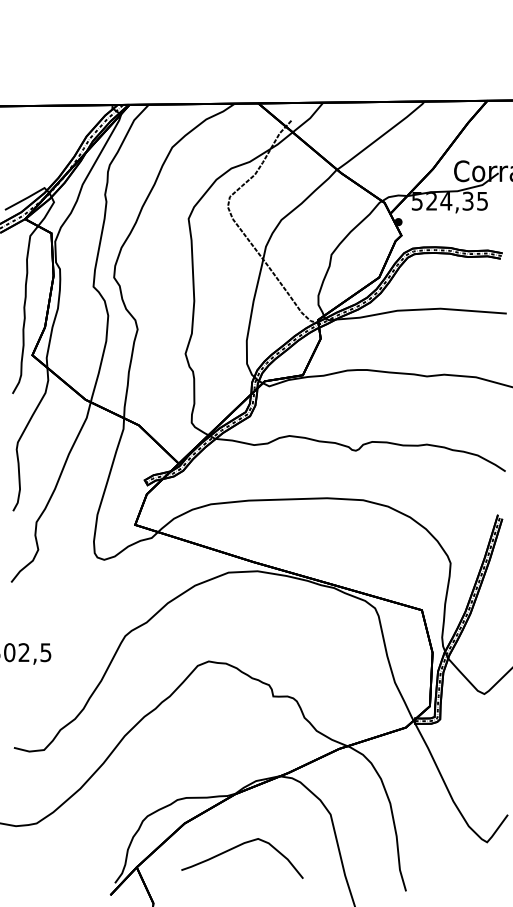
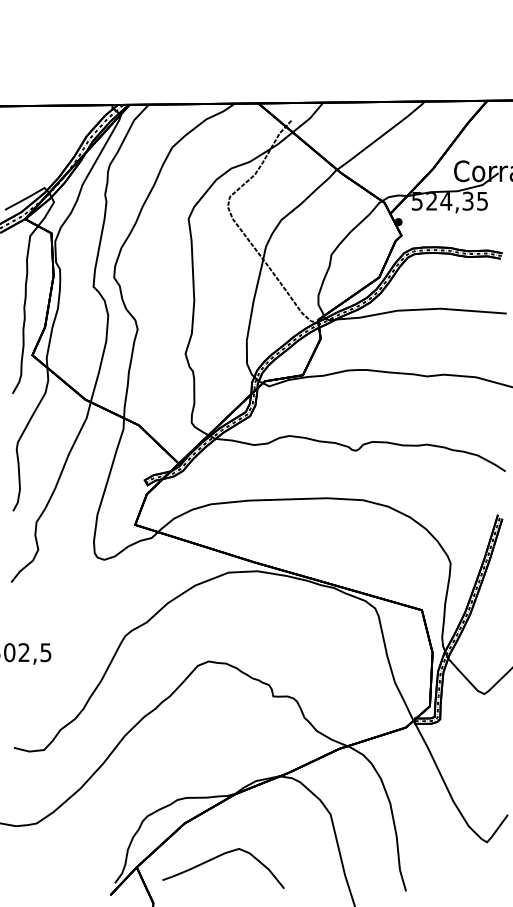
curve position: (237, 847) -> (218, 857) (218, 857)
